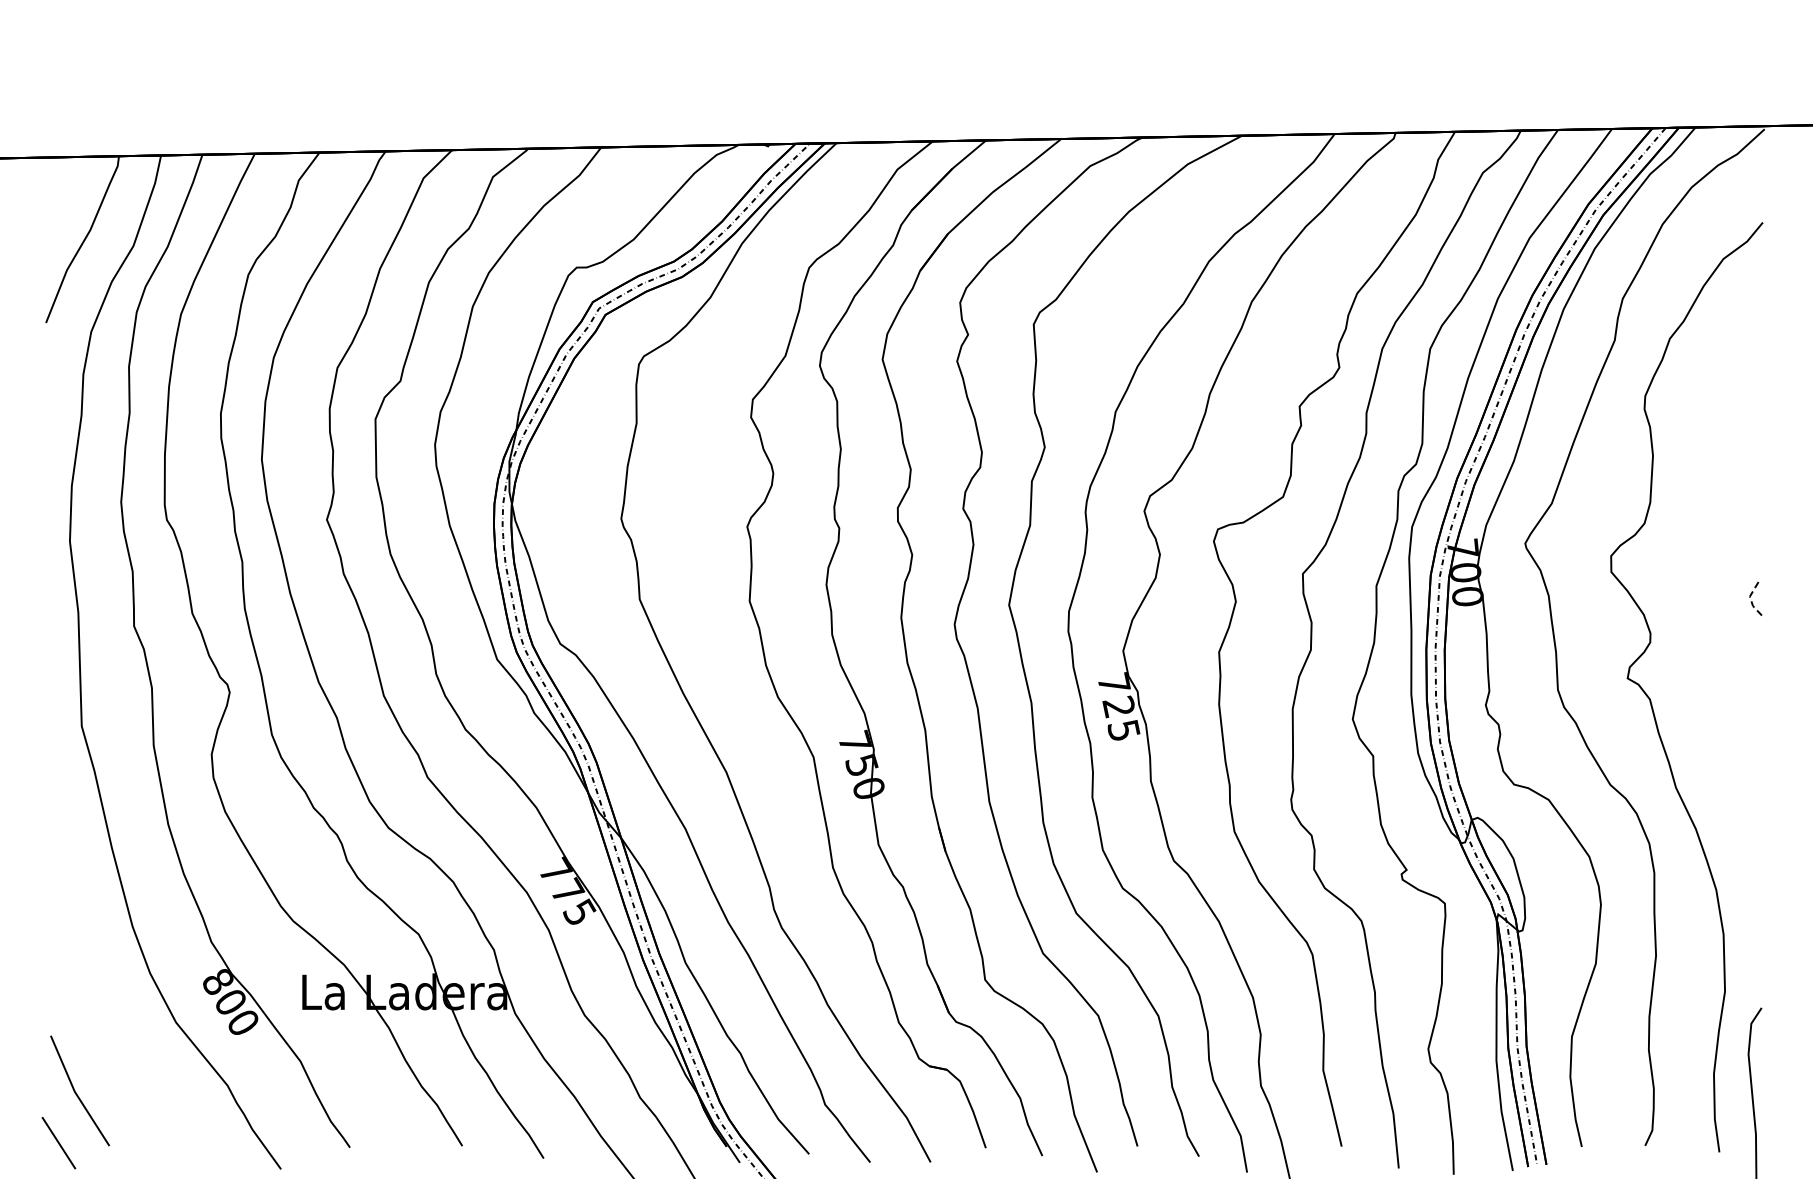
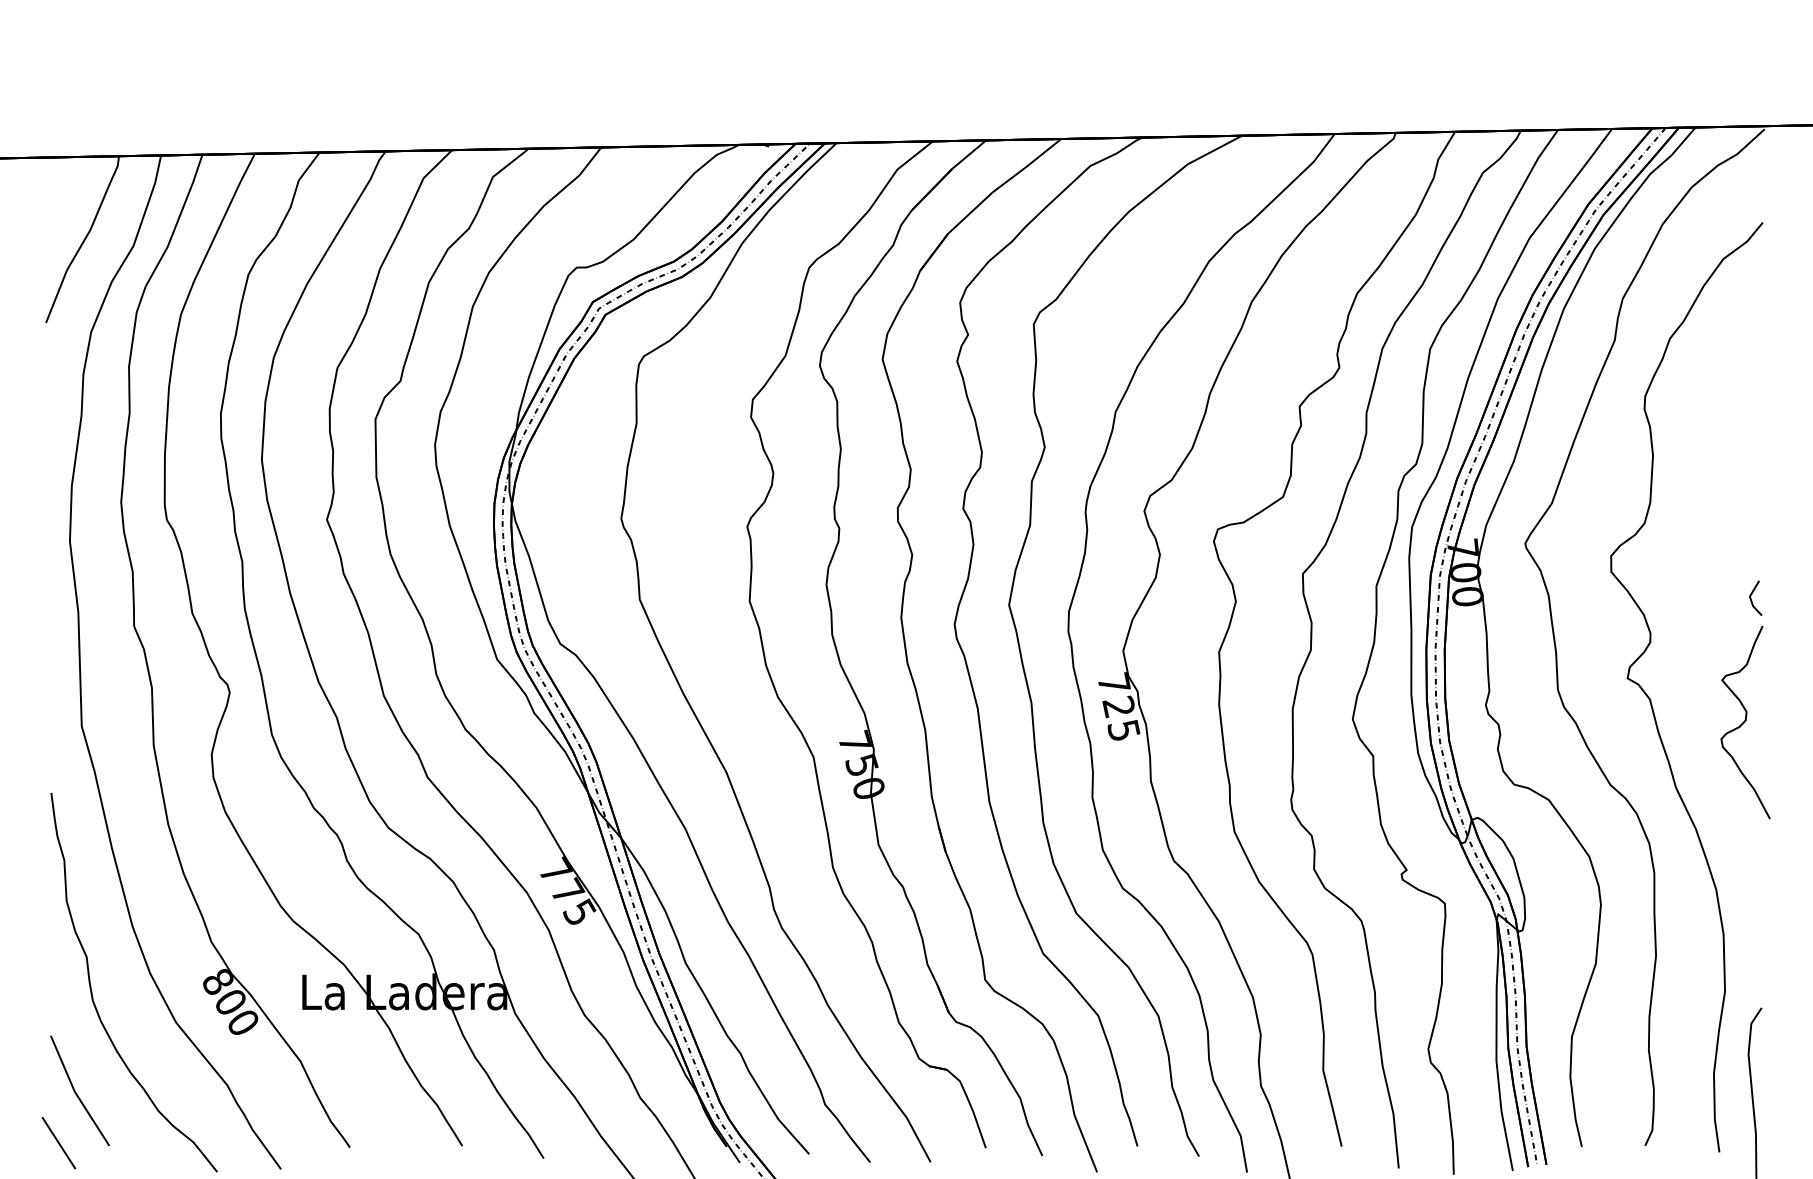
line: dashed -> solid (1750, 598)
curve: none -> present (1745, 722)
curve: none -> present (92, 991)
